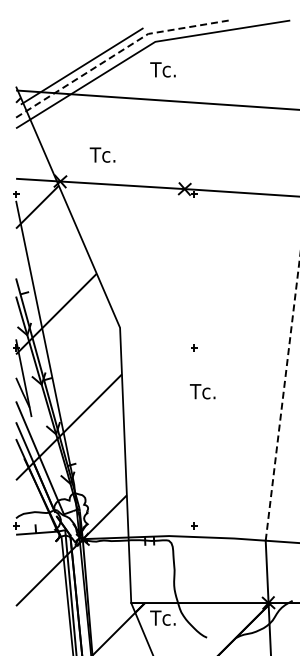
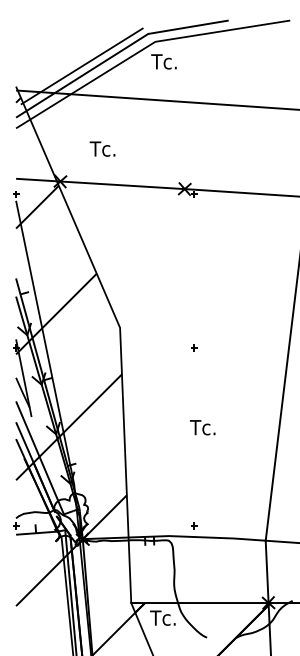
line: dashed -> solid (117, 53)
text position: (162, 69) -> (163, 61) (163, 61)
text position: (102, 154) -> (102, 148) (102, 148)
text position: (202, 391) -> (202, 427) (202, 427)
line: dashed -> solid (282, 399)
